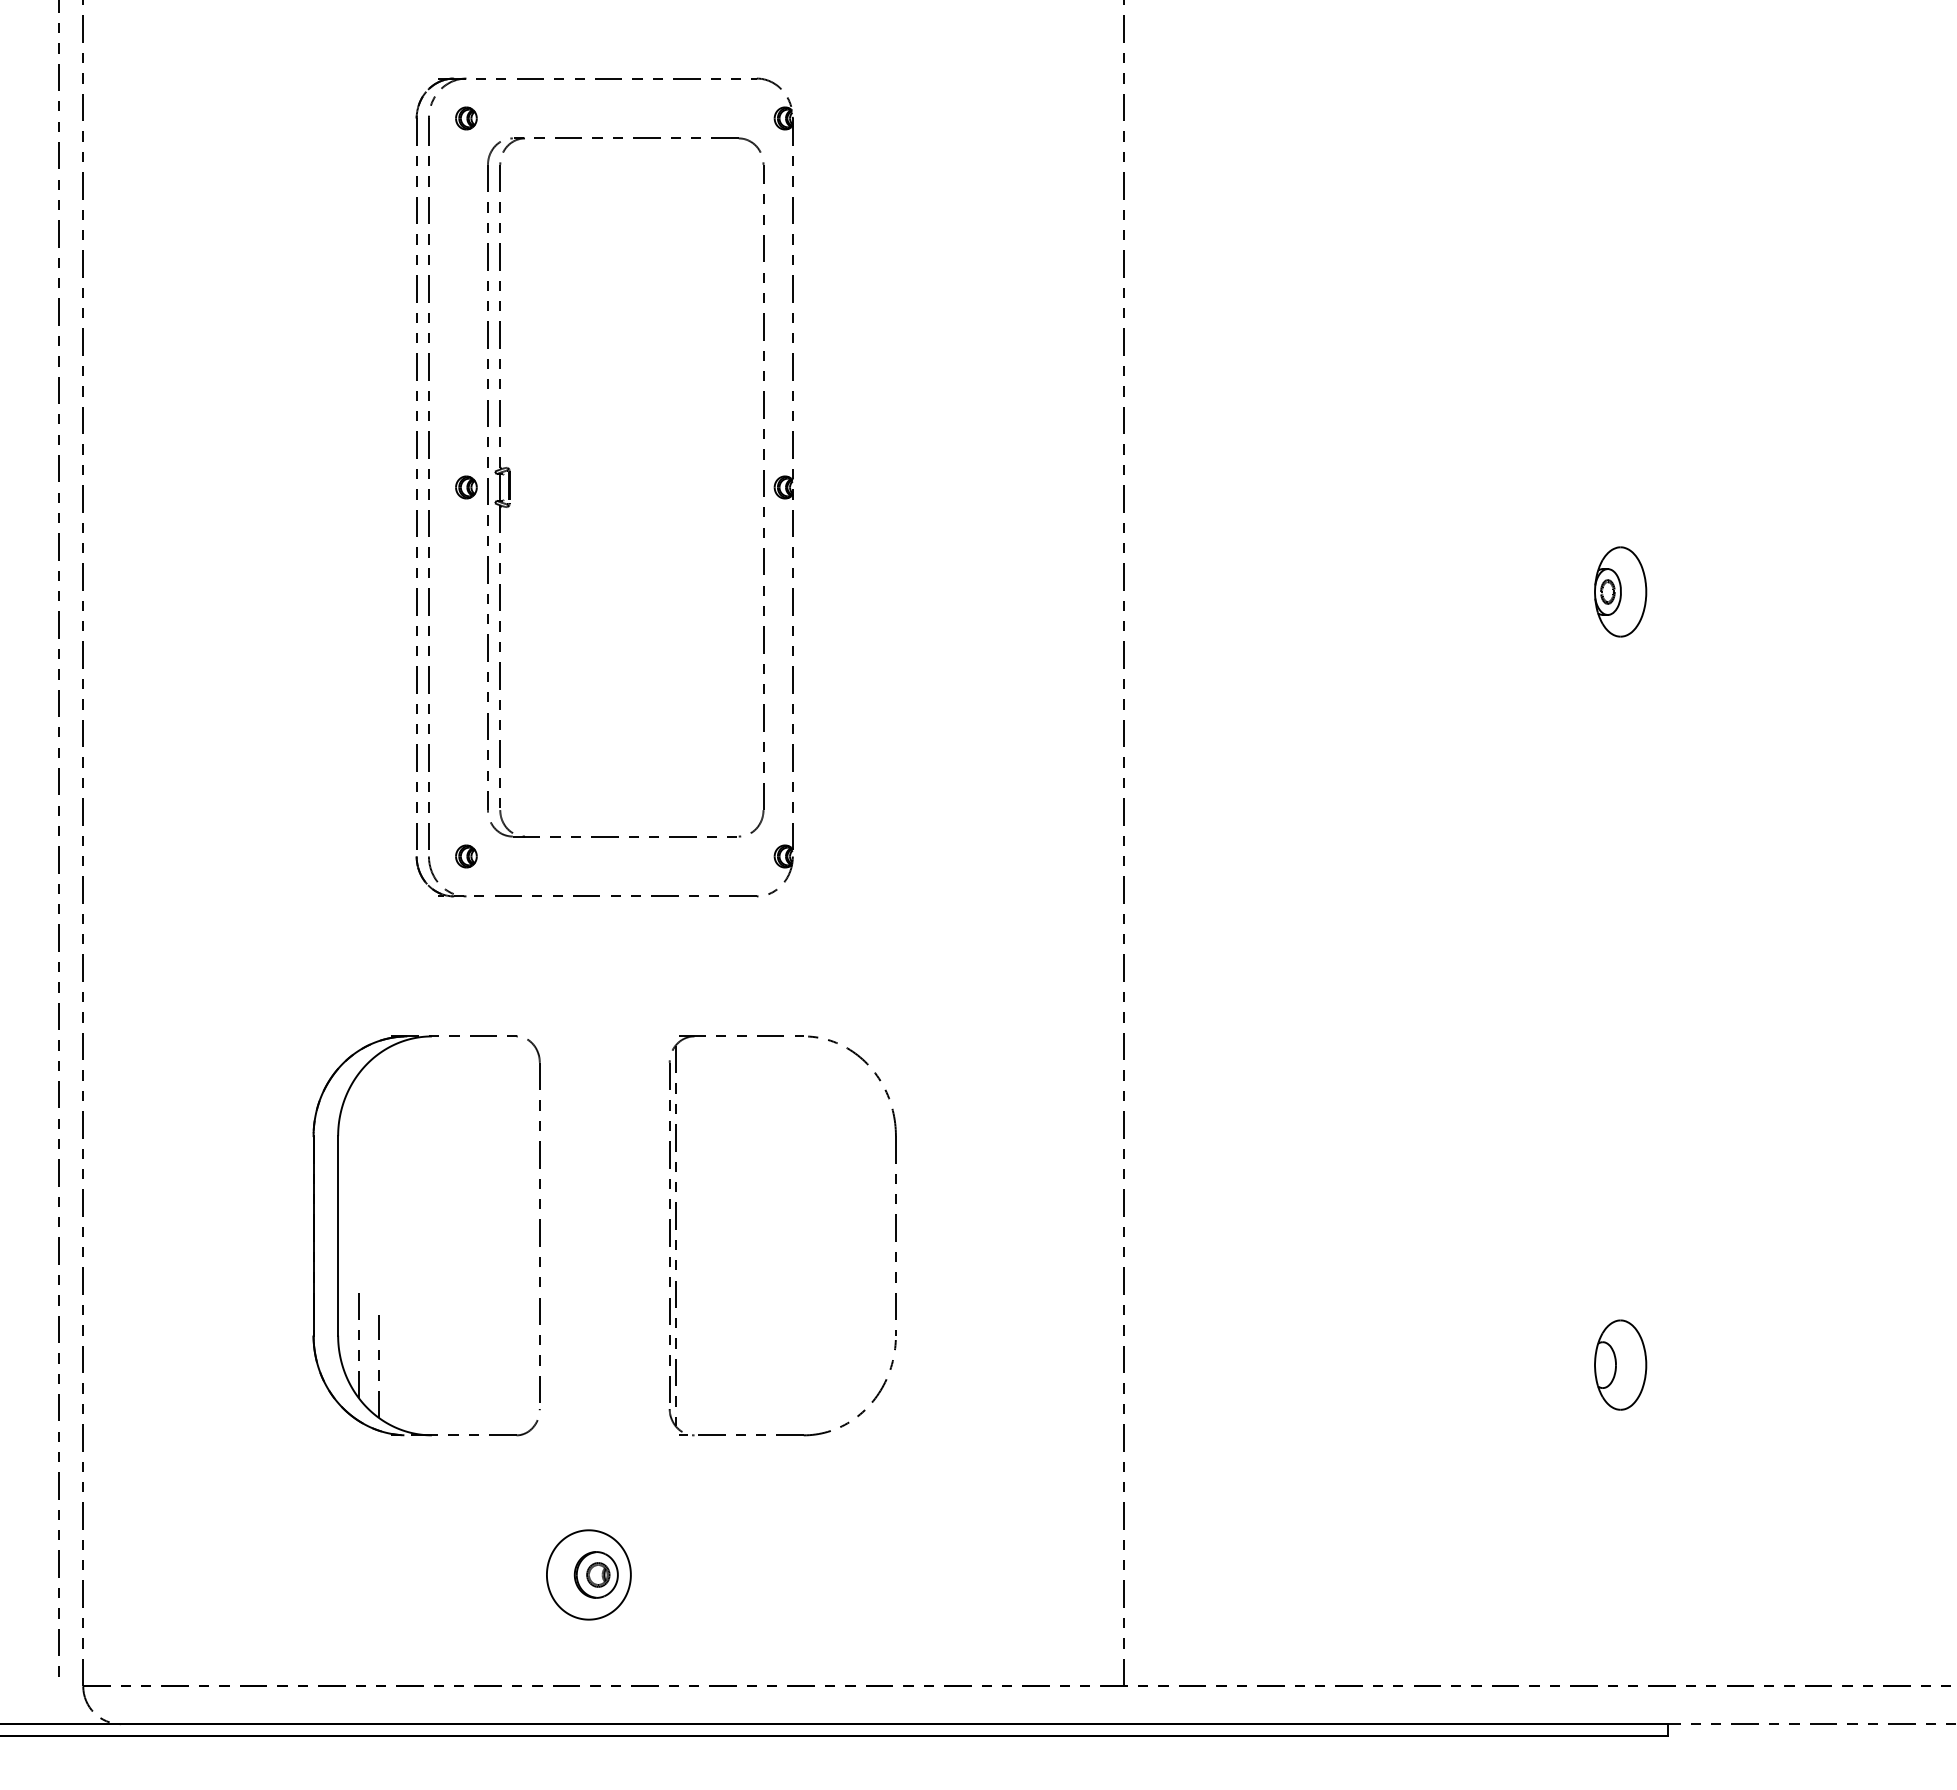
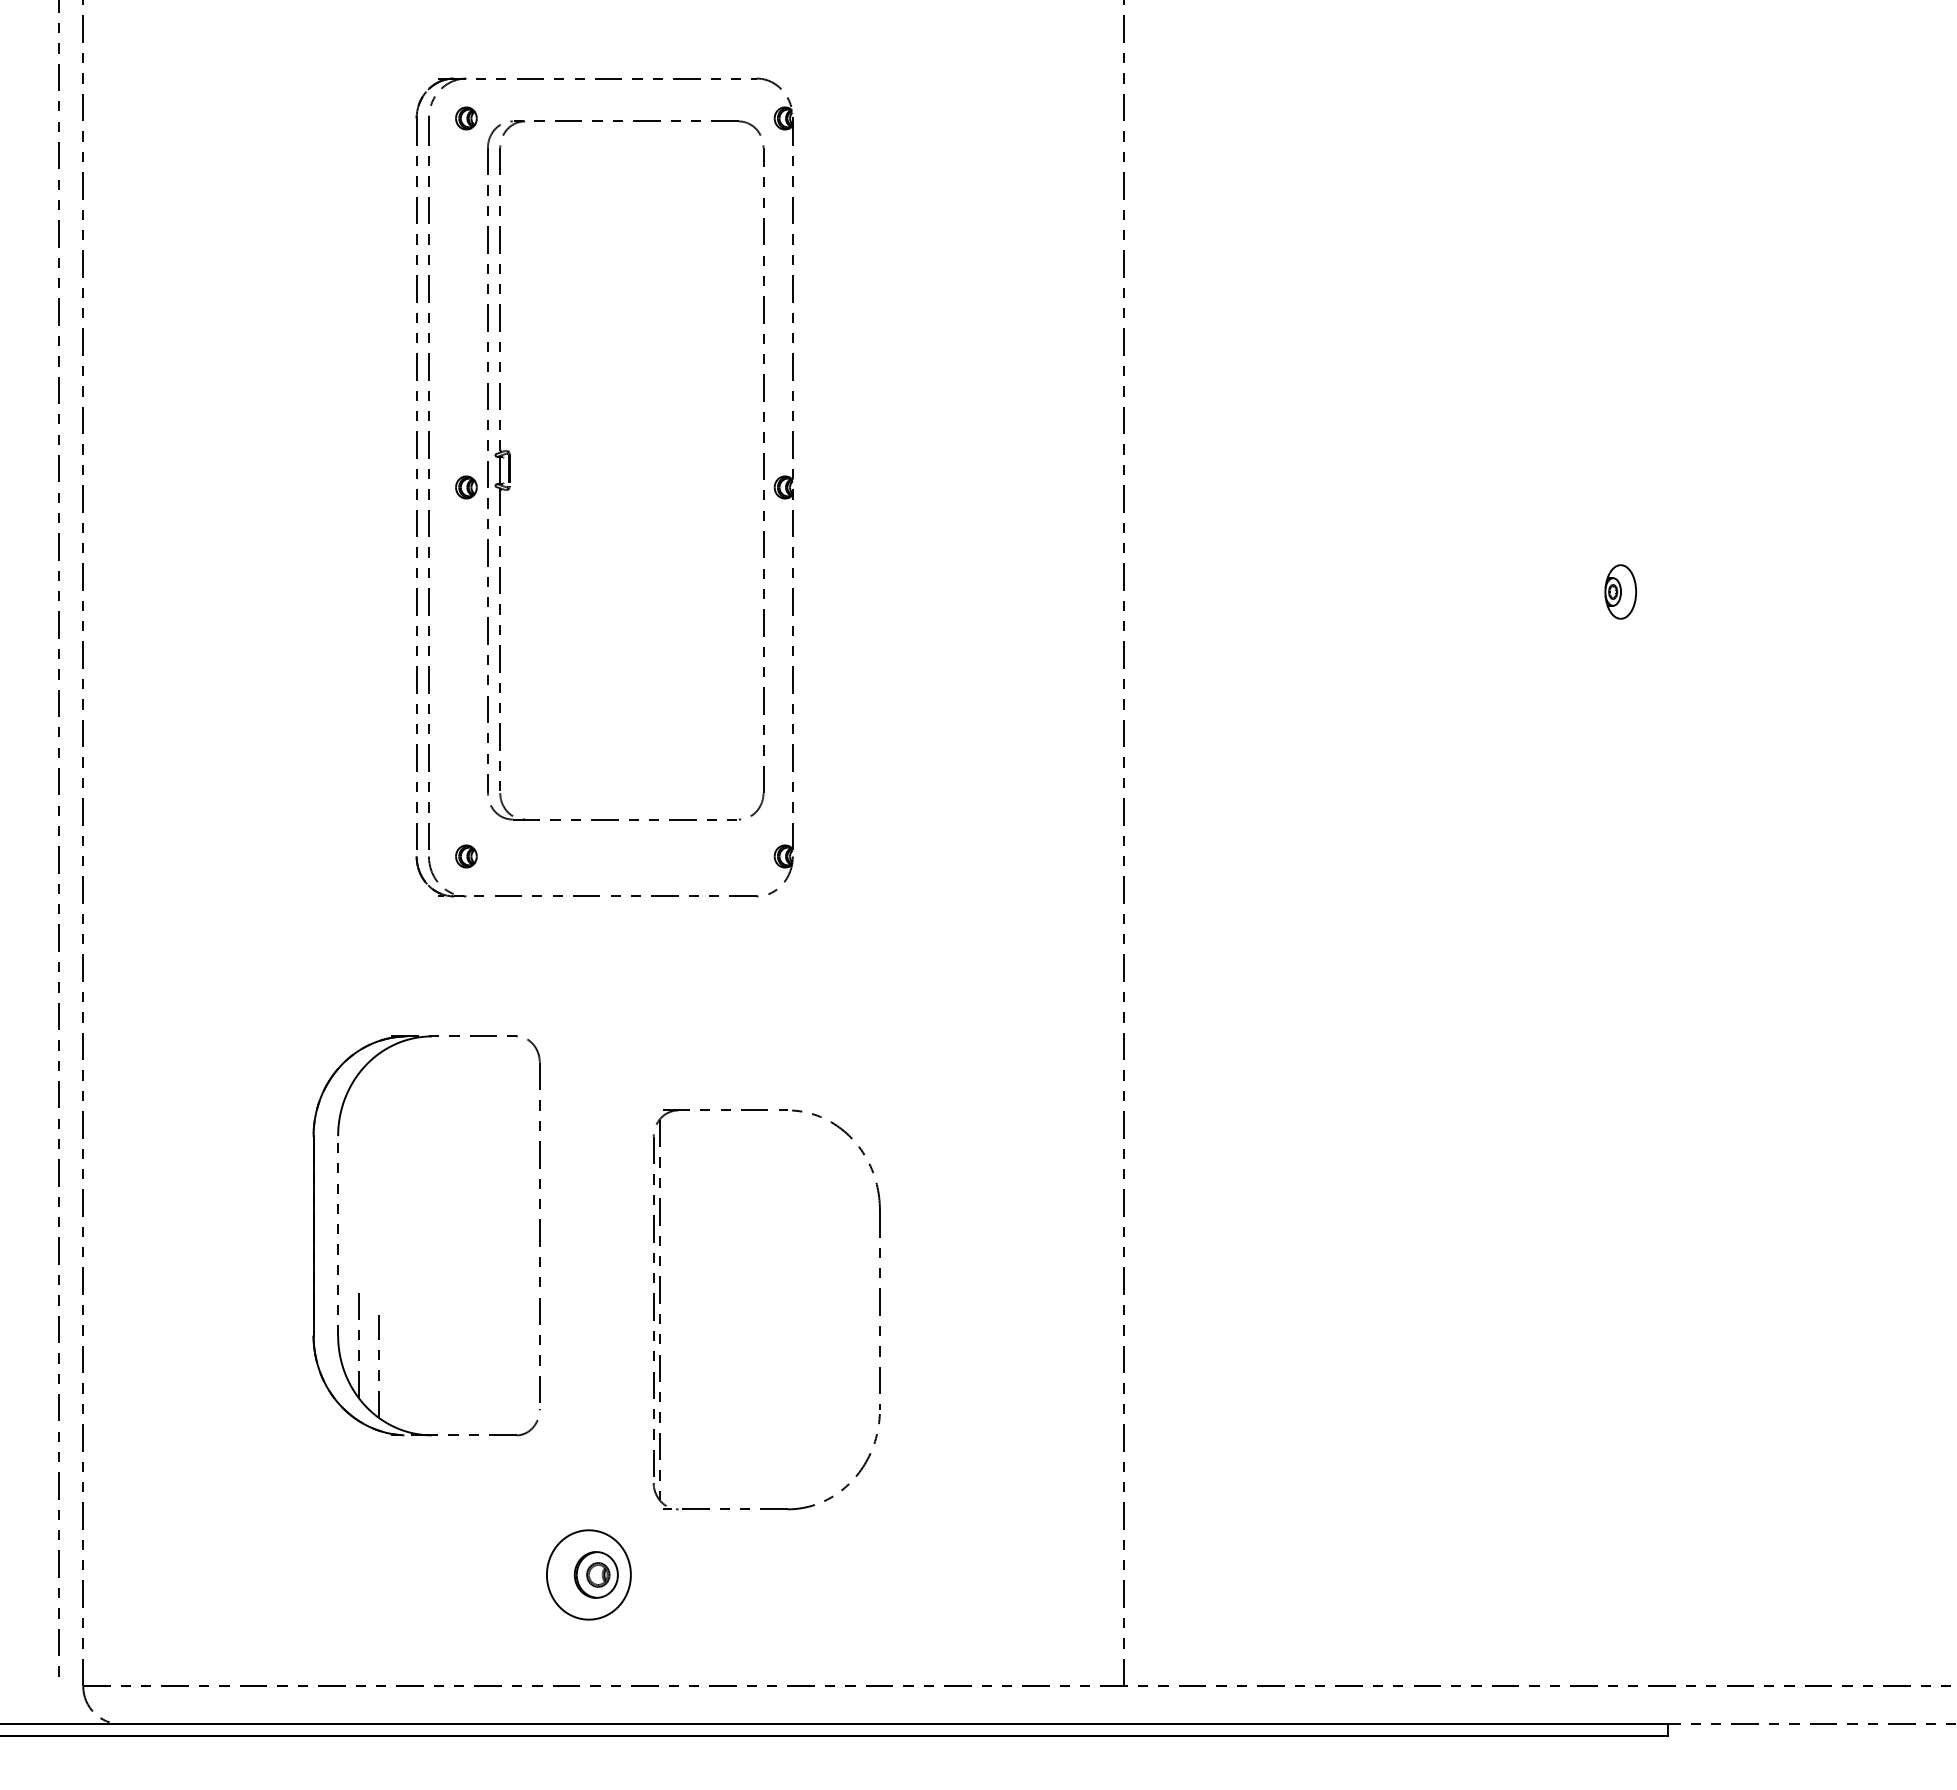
part position: (510, 487) -> (510, 470) (510, 470)
part size: 54x92 px -> 34x56 px (1620, 591)
line: solid -> dashed (338, 1235)
part position: (676, 1240) -> (660, 1314) (660, 1314)
part: present -> none (1620, 1364)
